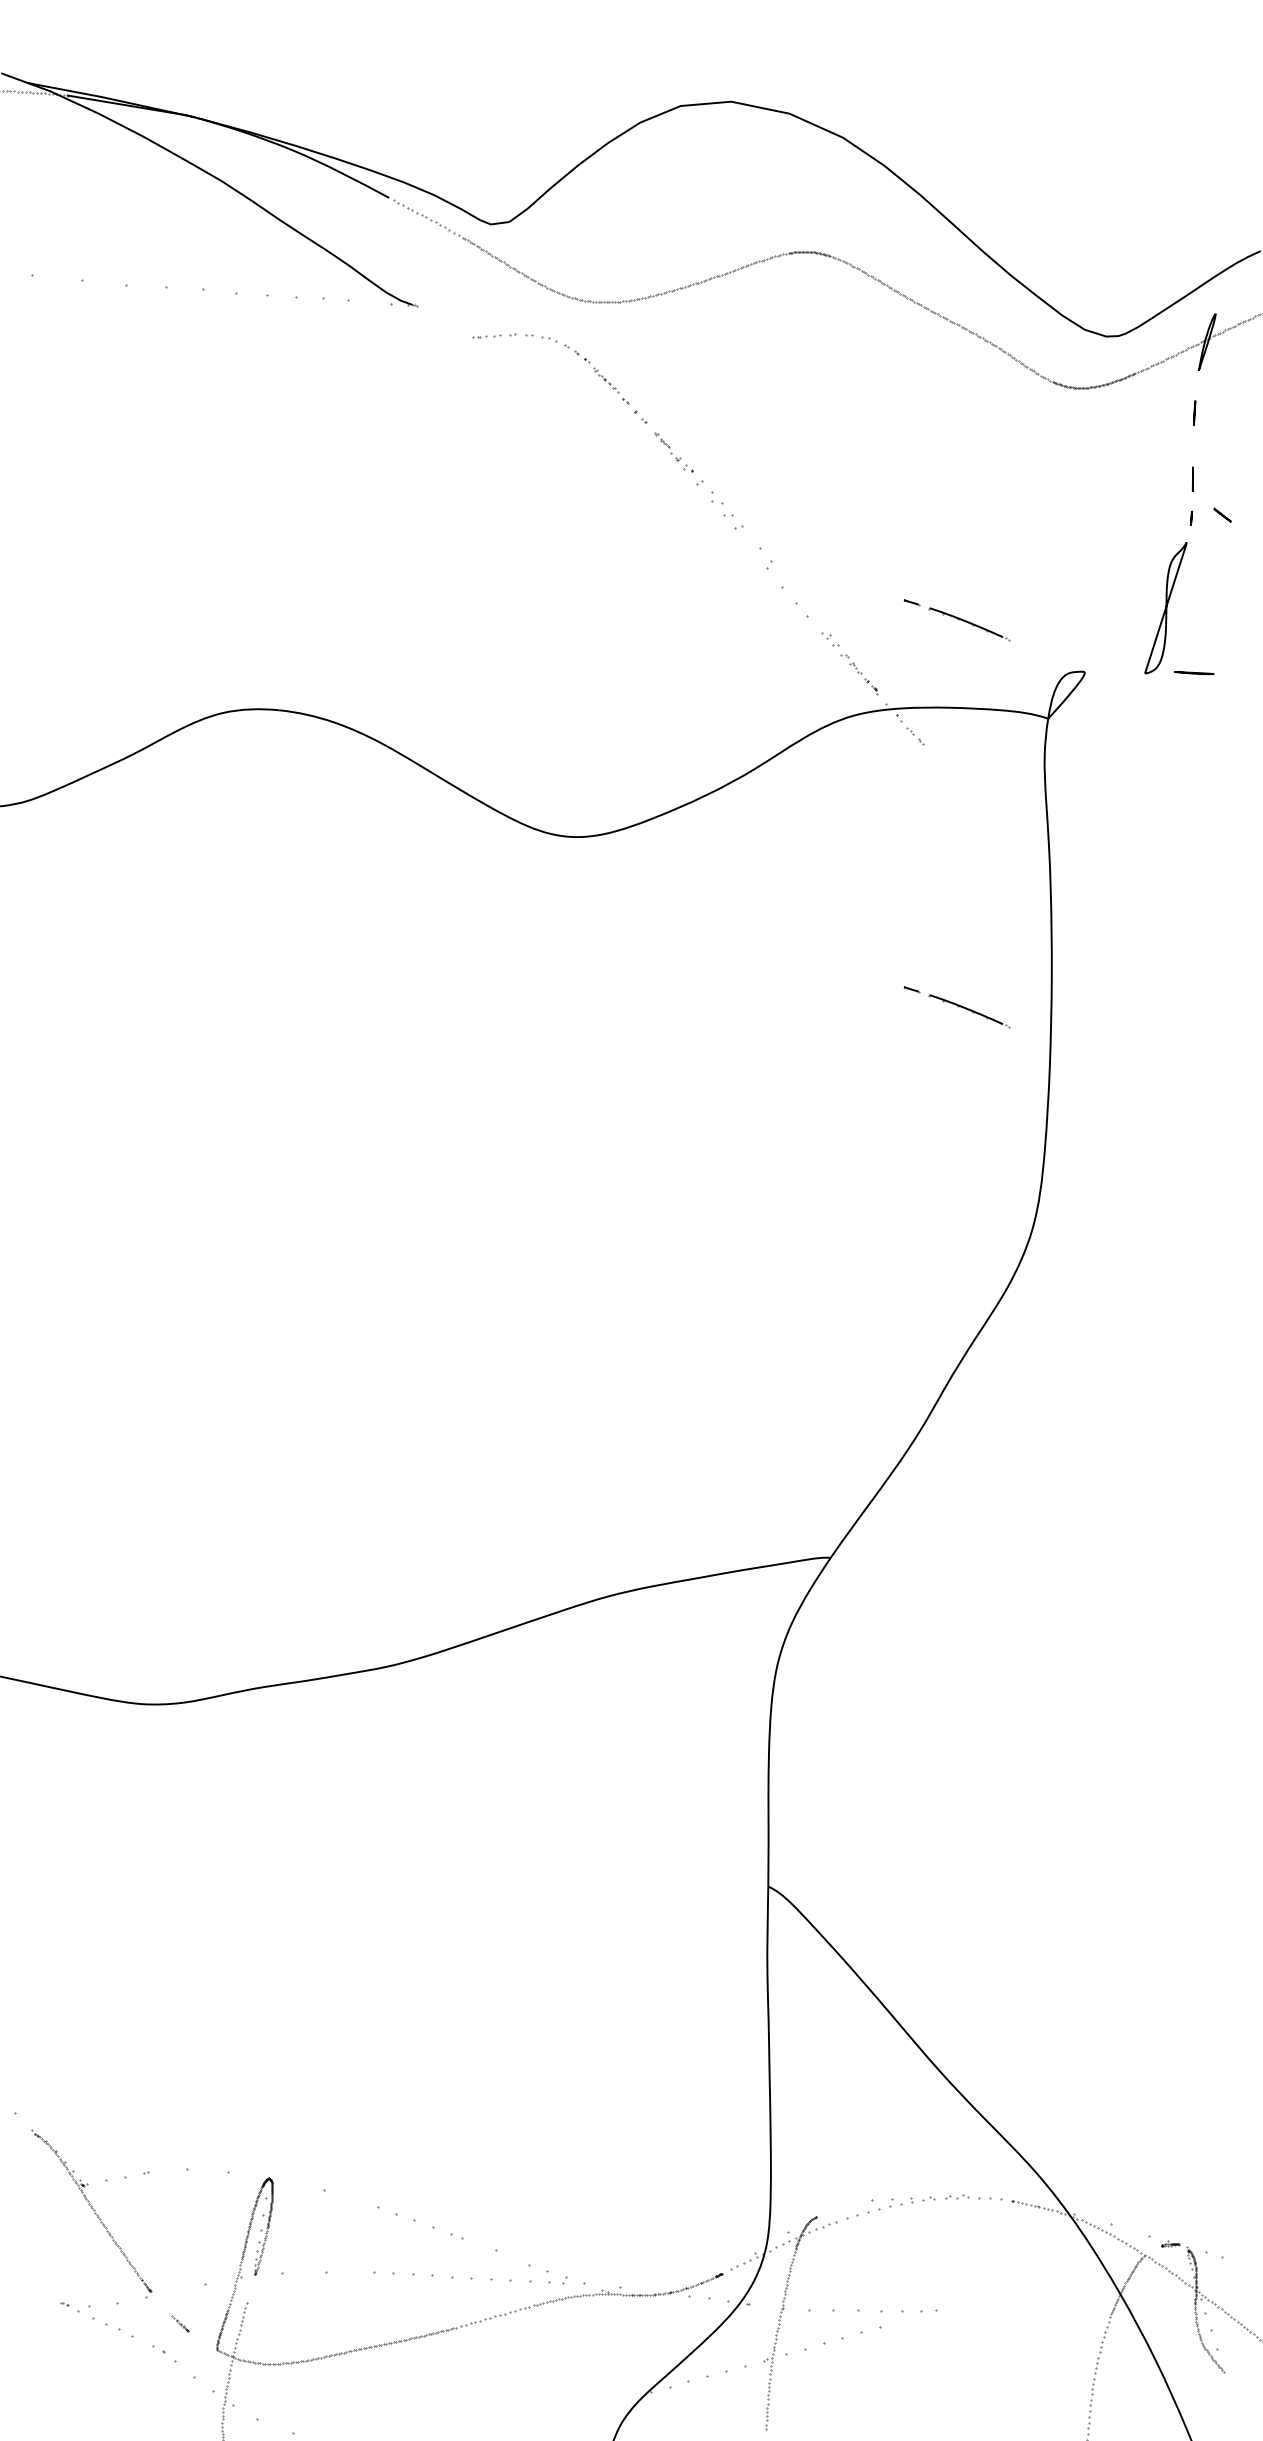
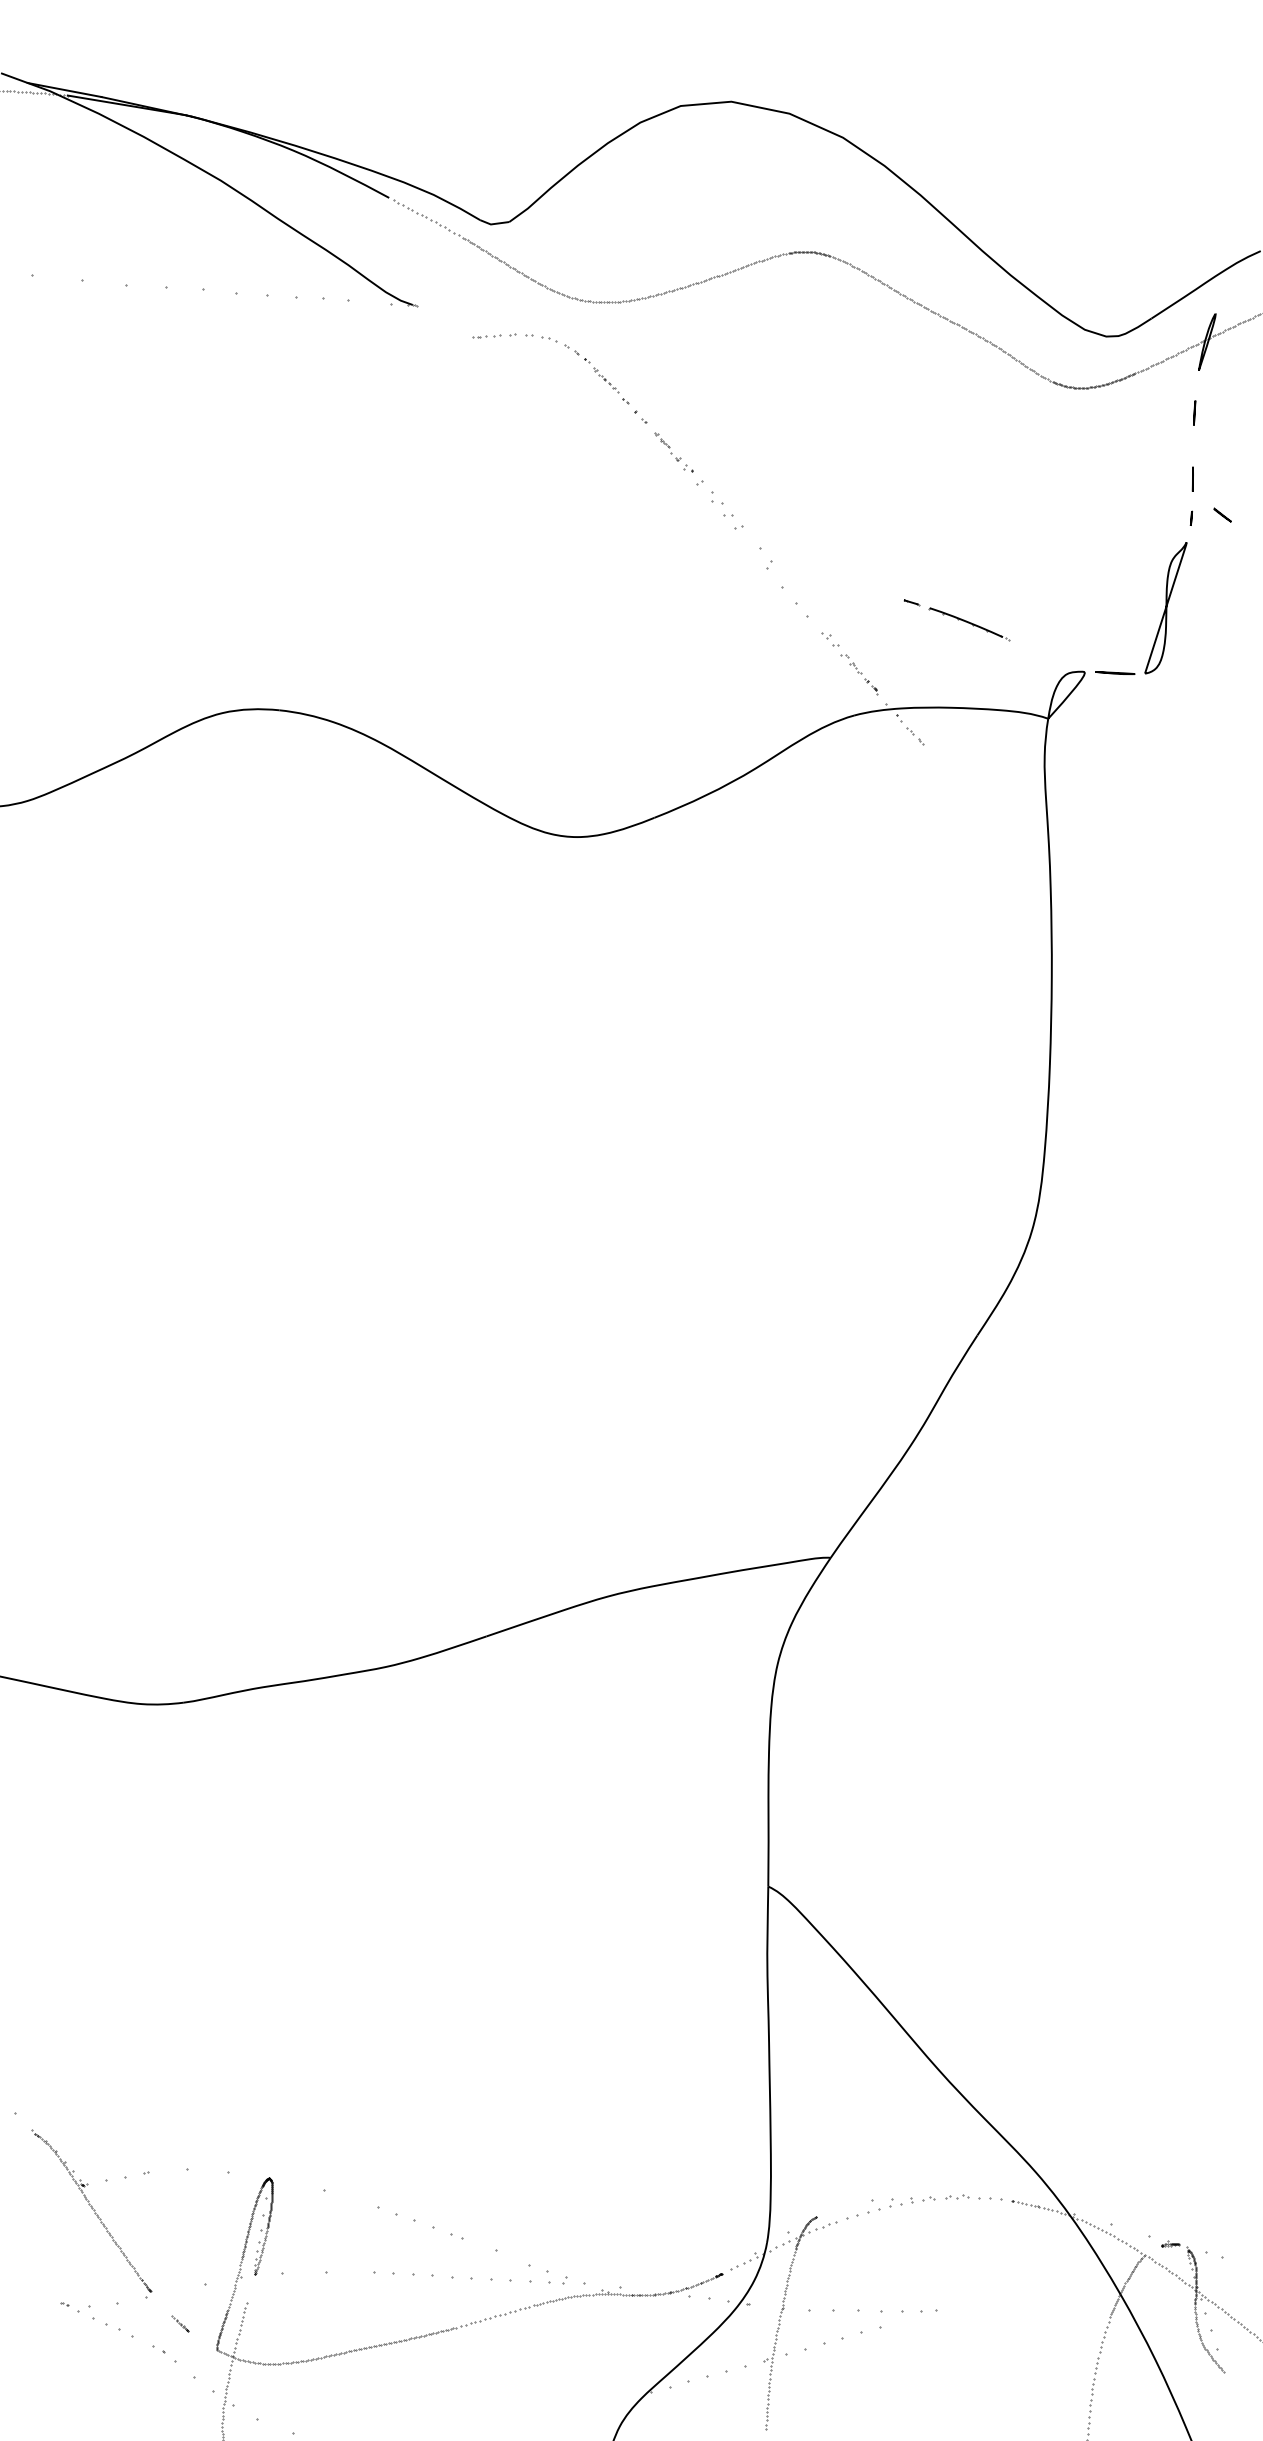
line position: (1194, 672) -> (1115, 672) (1115, 672)
part: present -> none (956, 1007)
